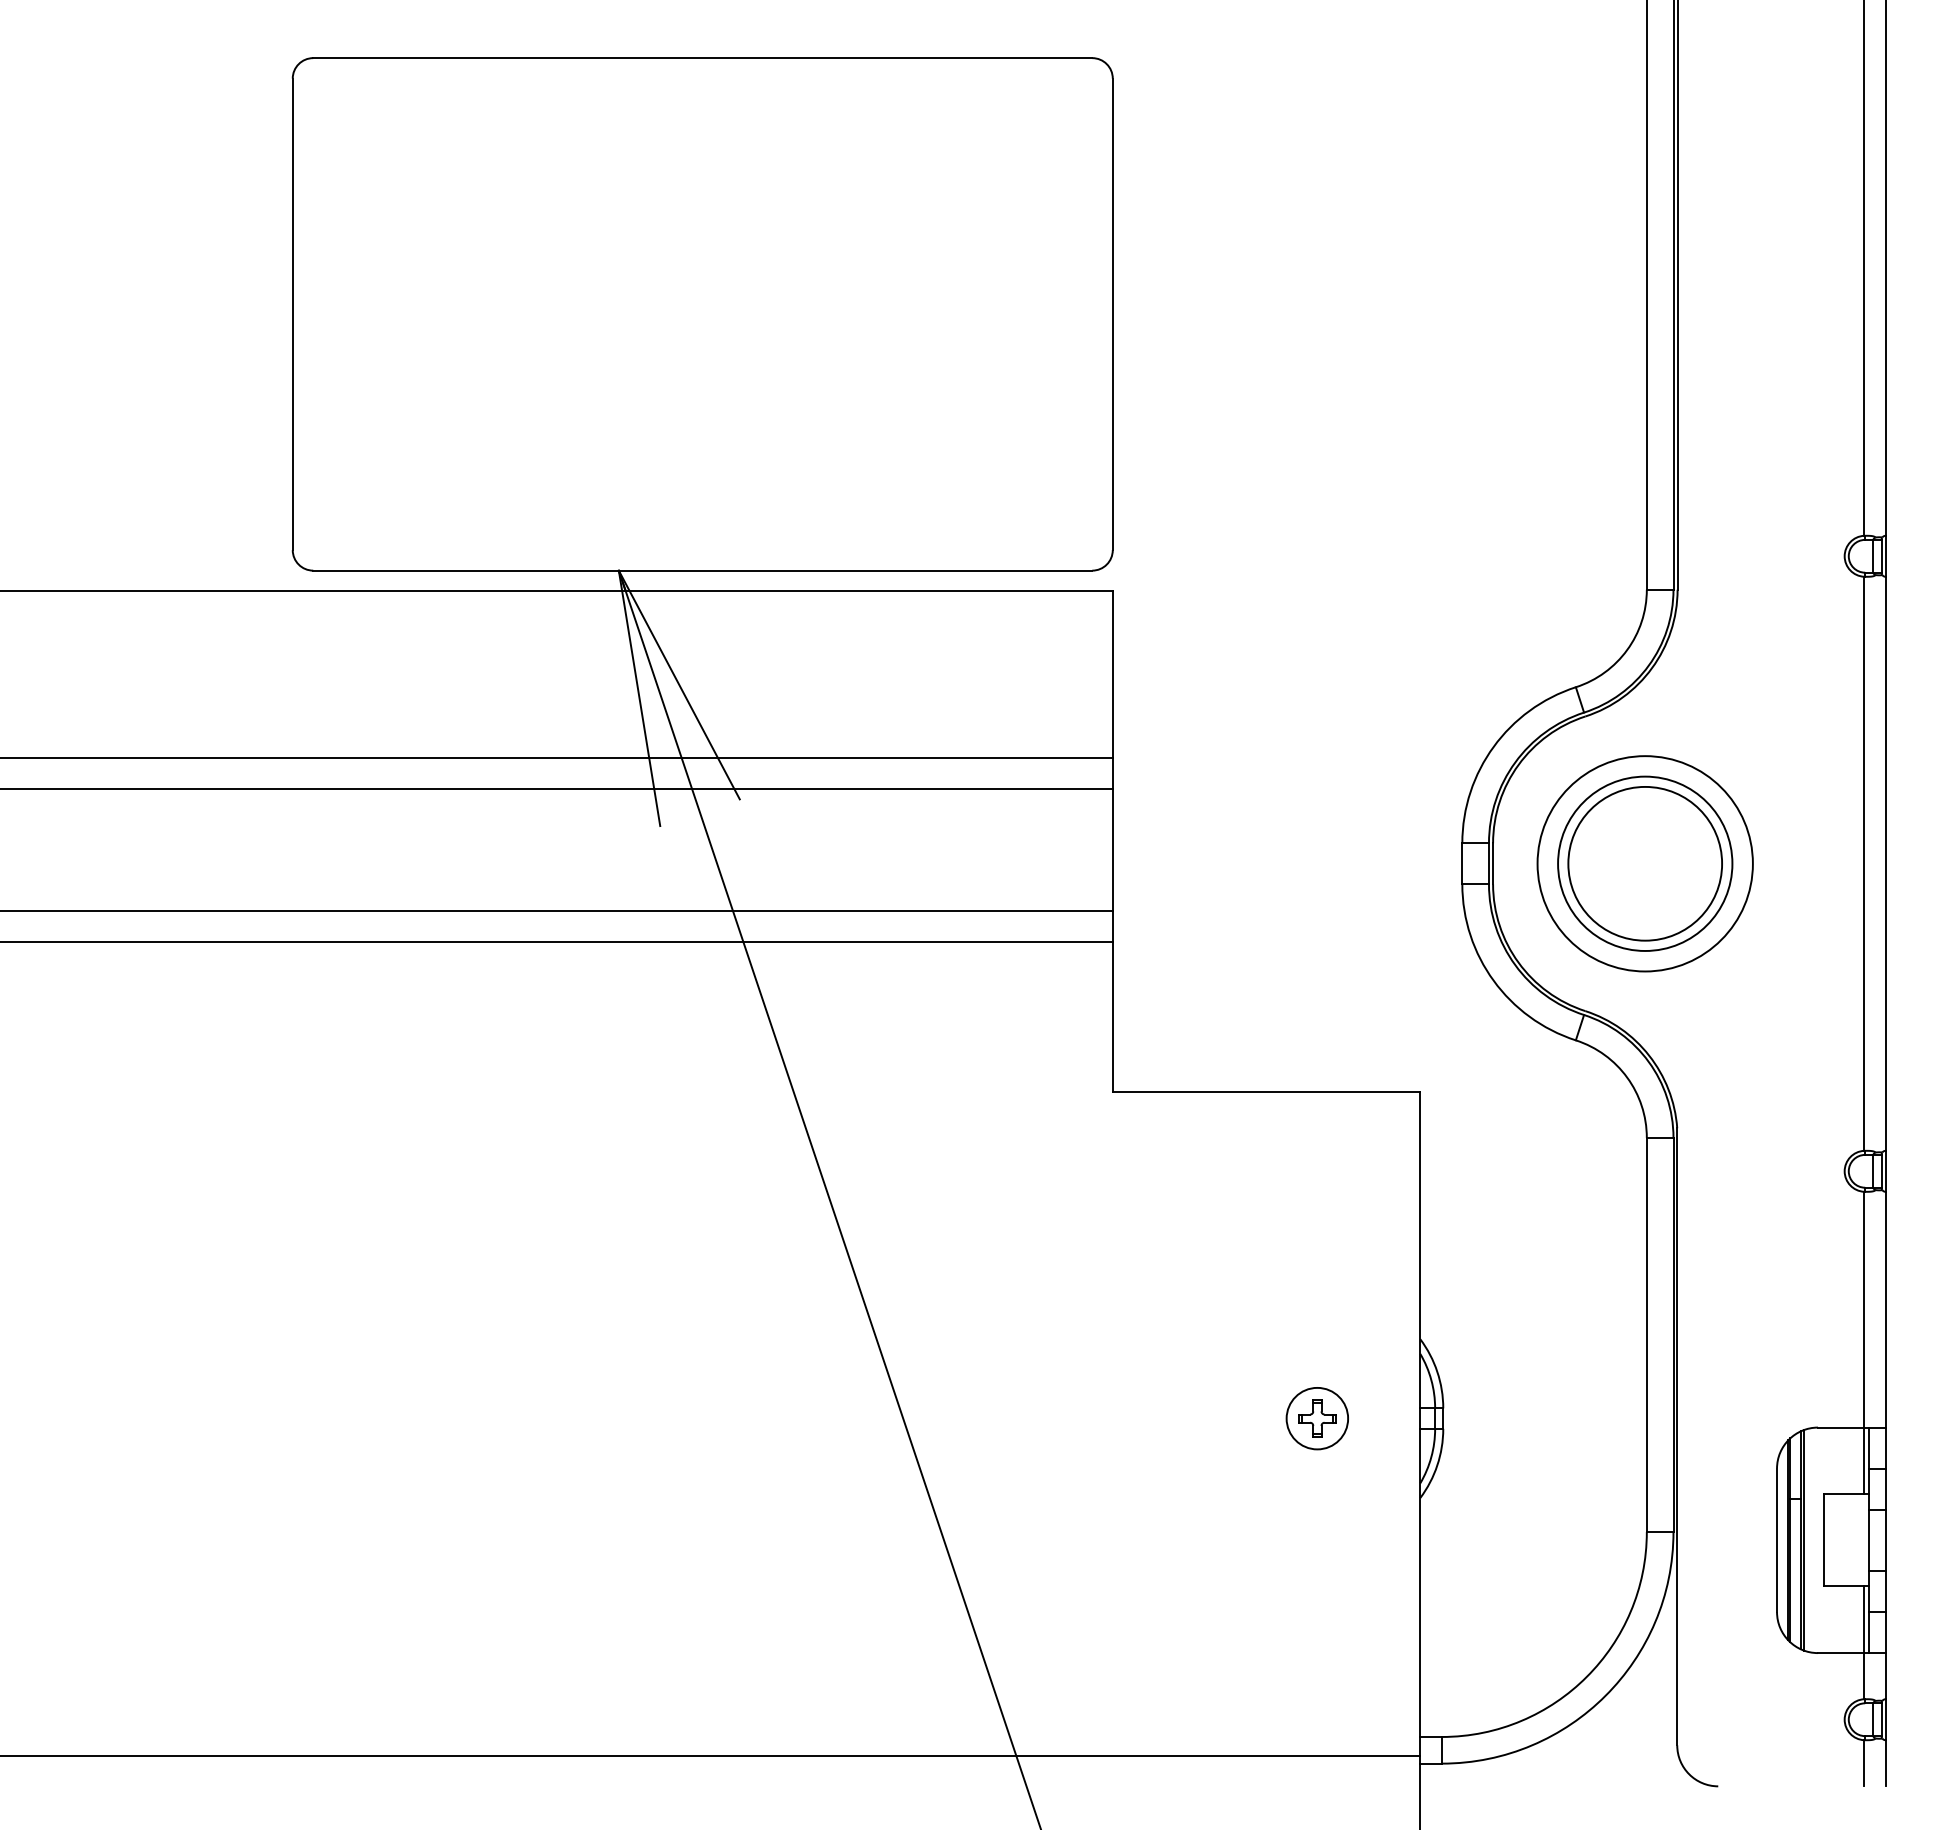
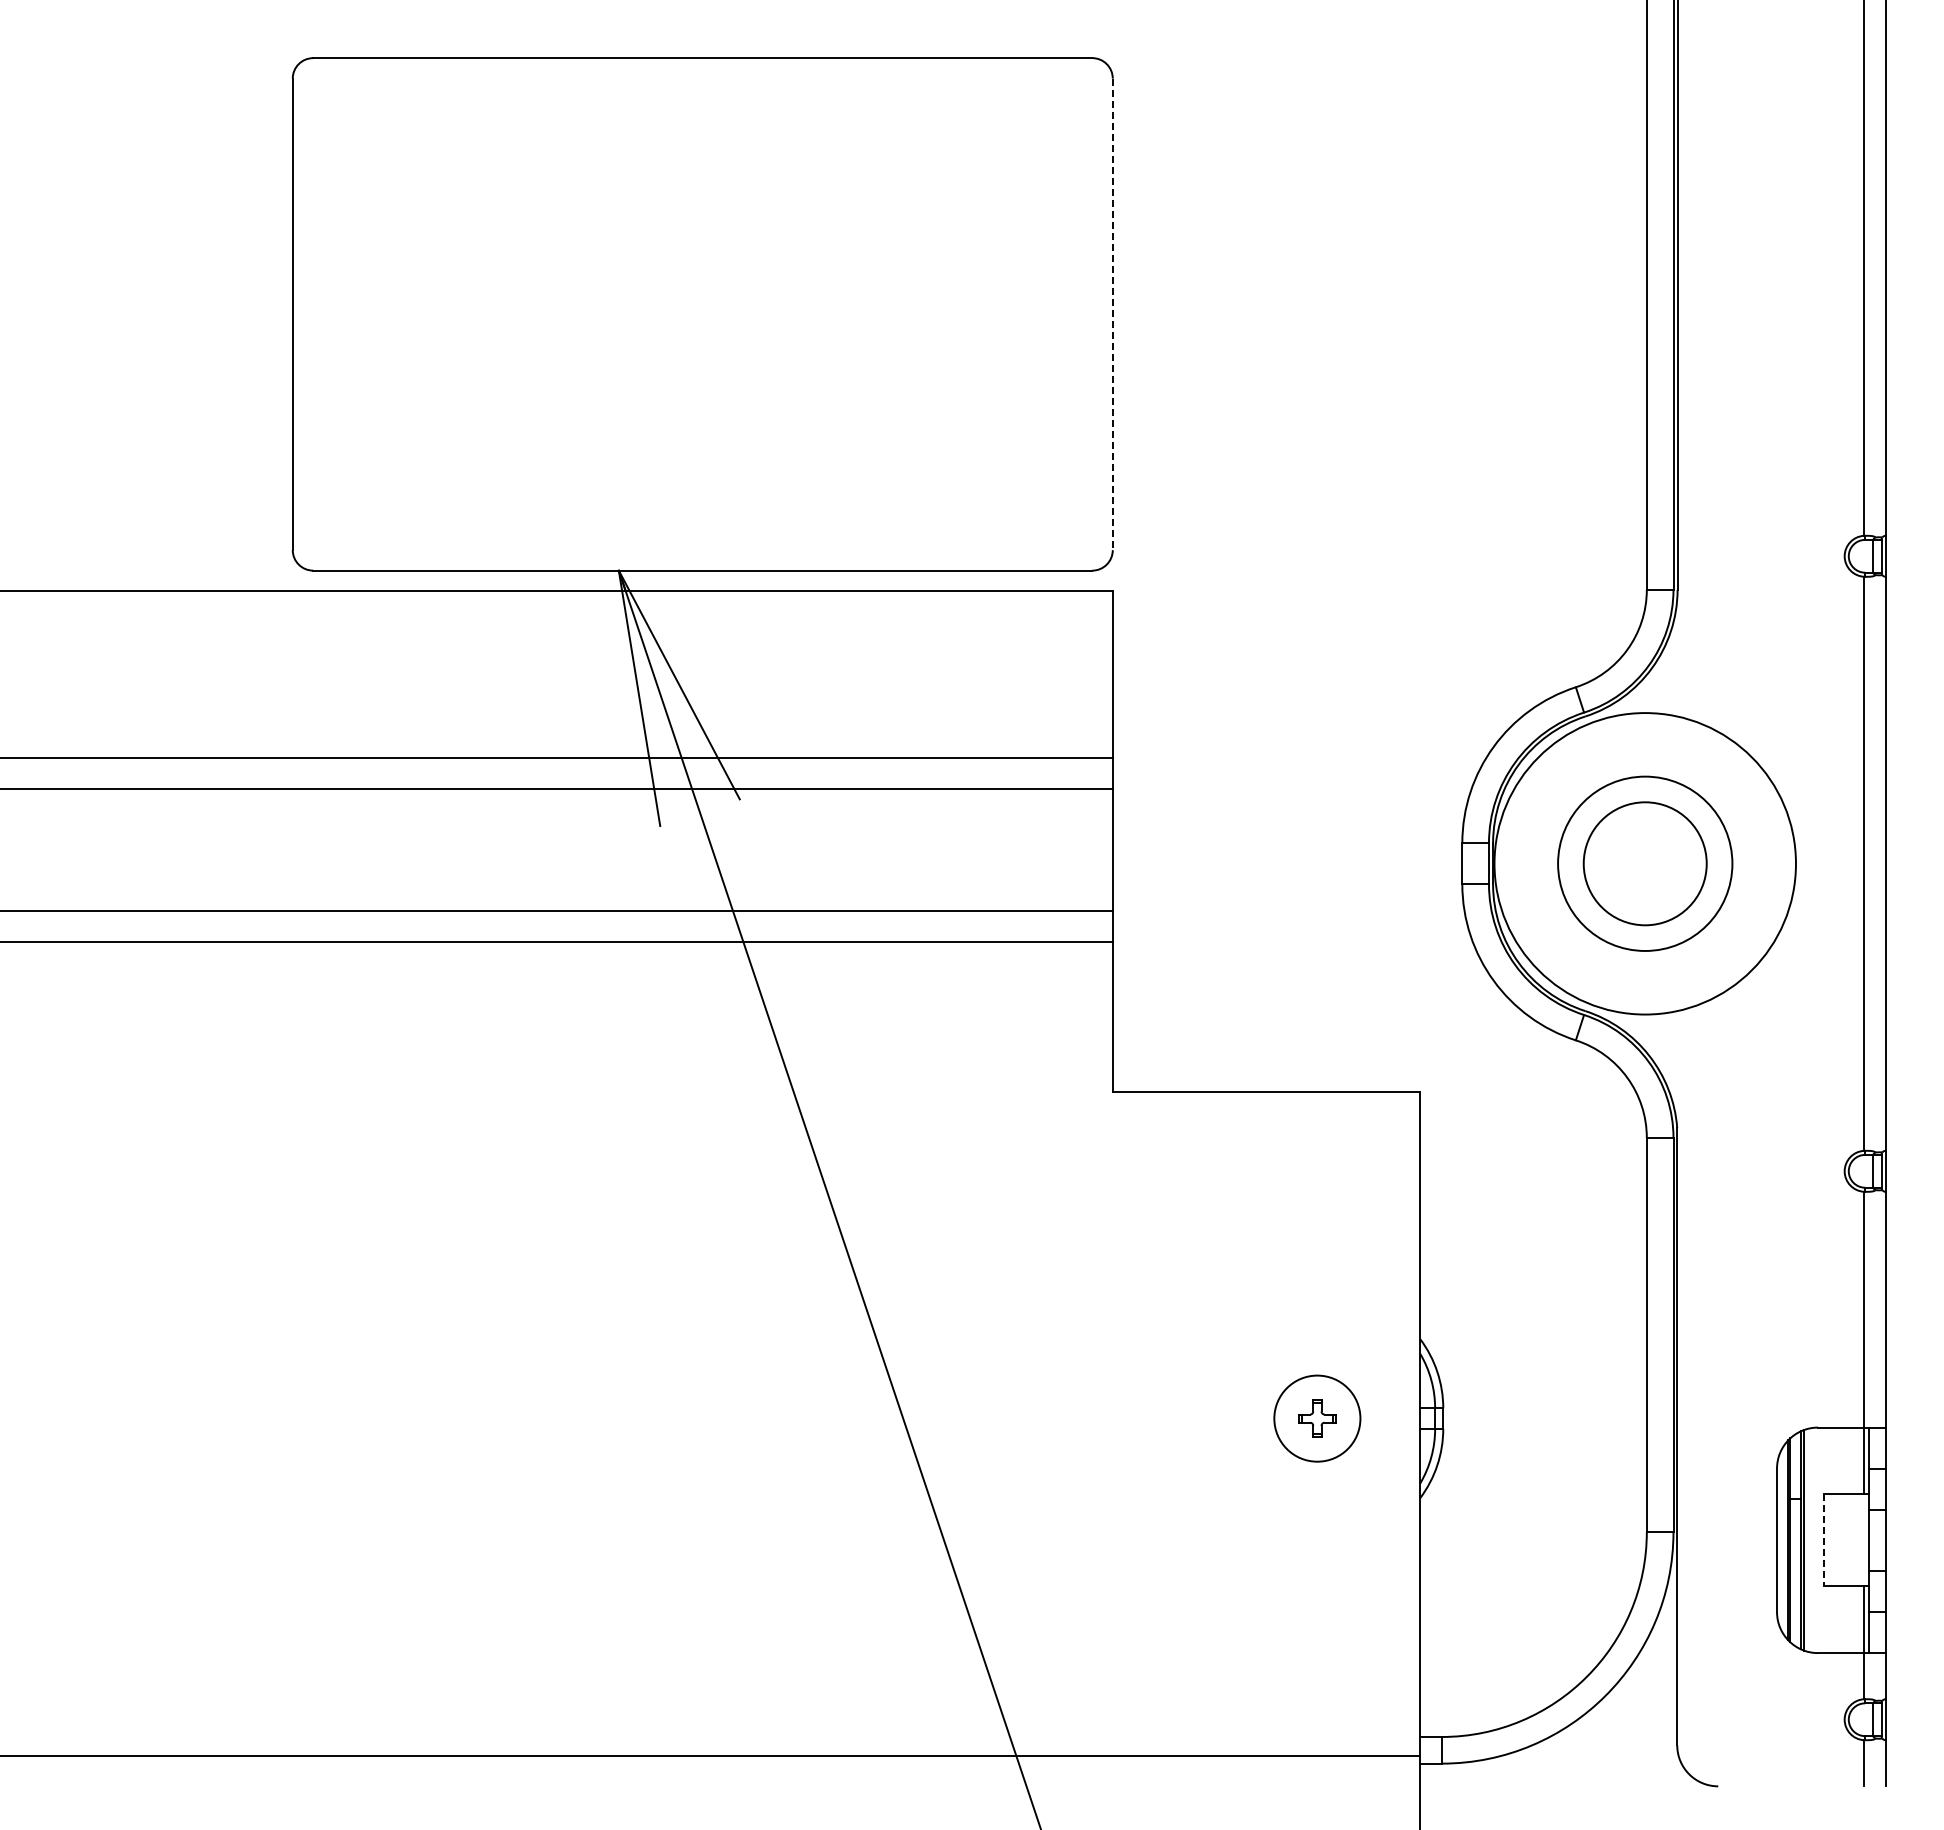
line: solid -> dashed (1112, 314)
circle diameter: 215 px -> 301 px (1644, 863)
circle diameter: 154 px -> 123 px (1644, 863)
circle diameter: 62 px -> 86 px (1317, 1418)
line: solid -> dashed (1824, 1540)
